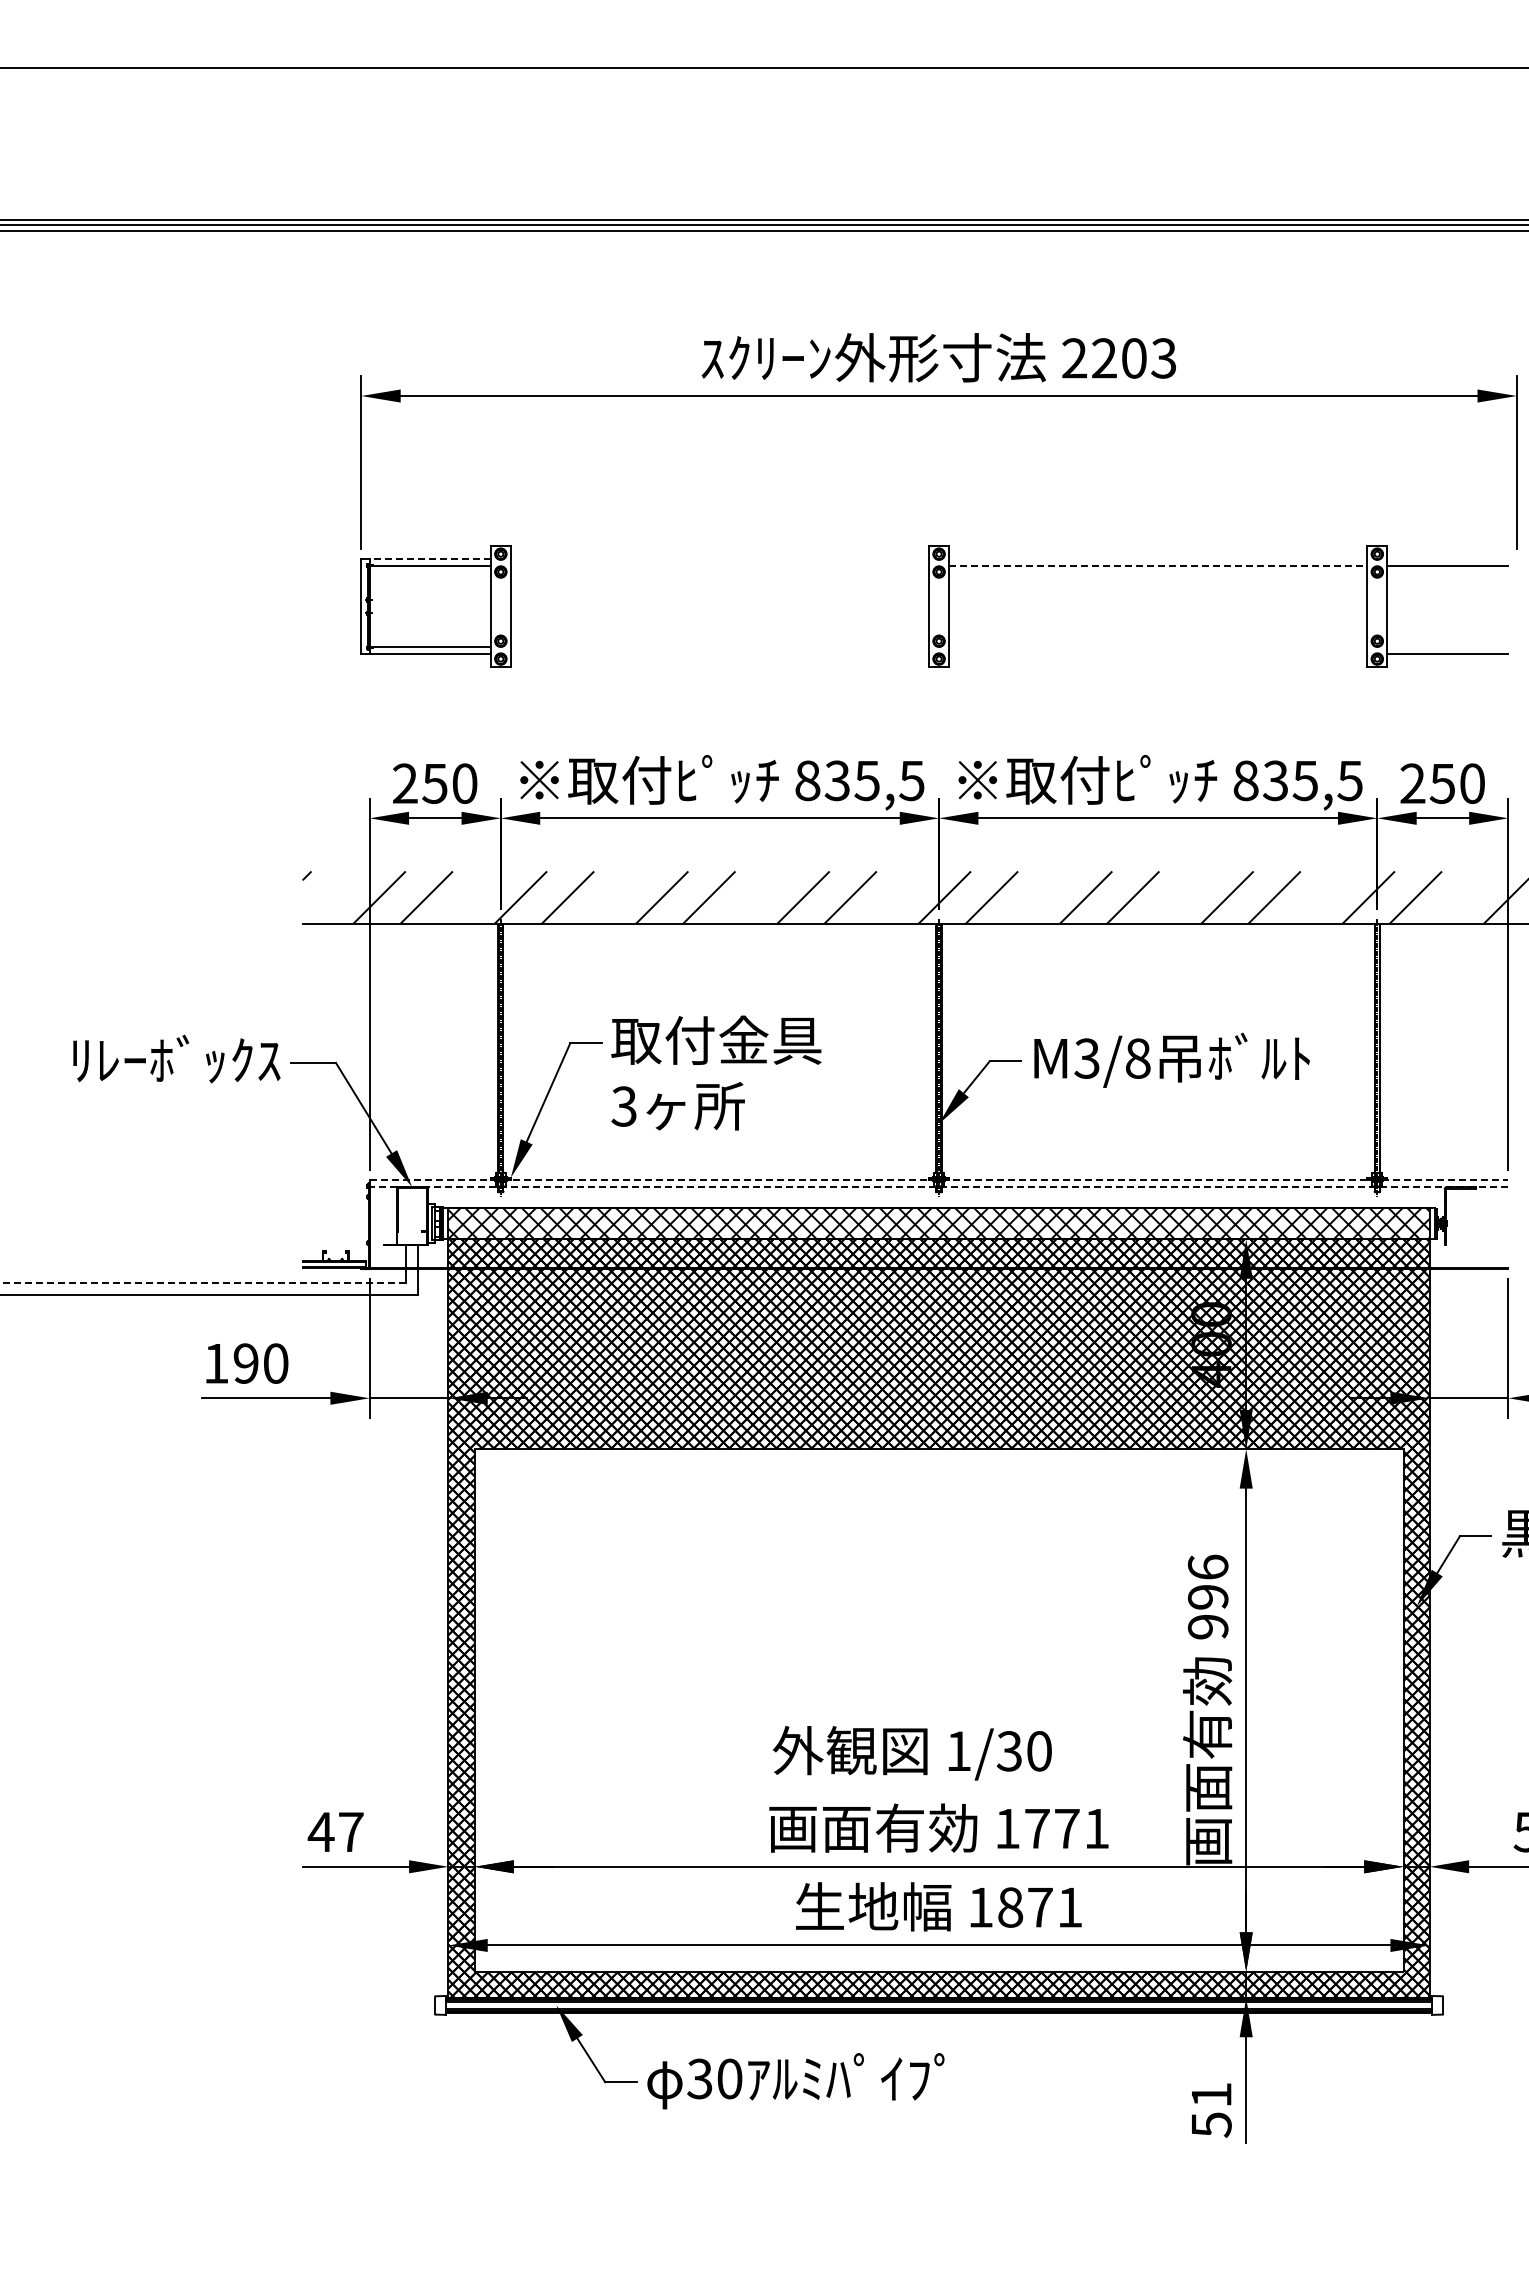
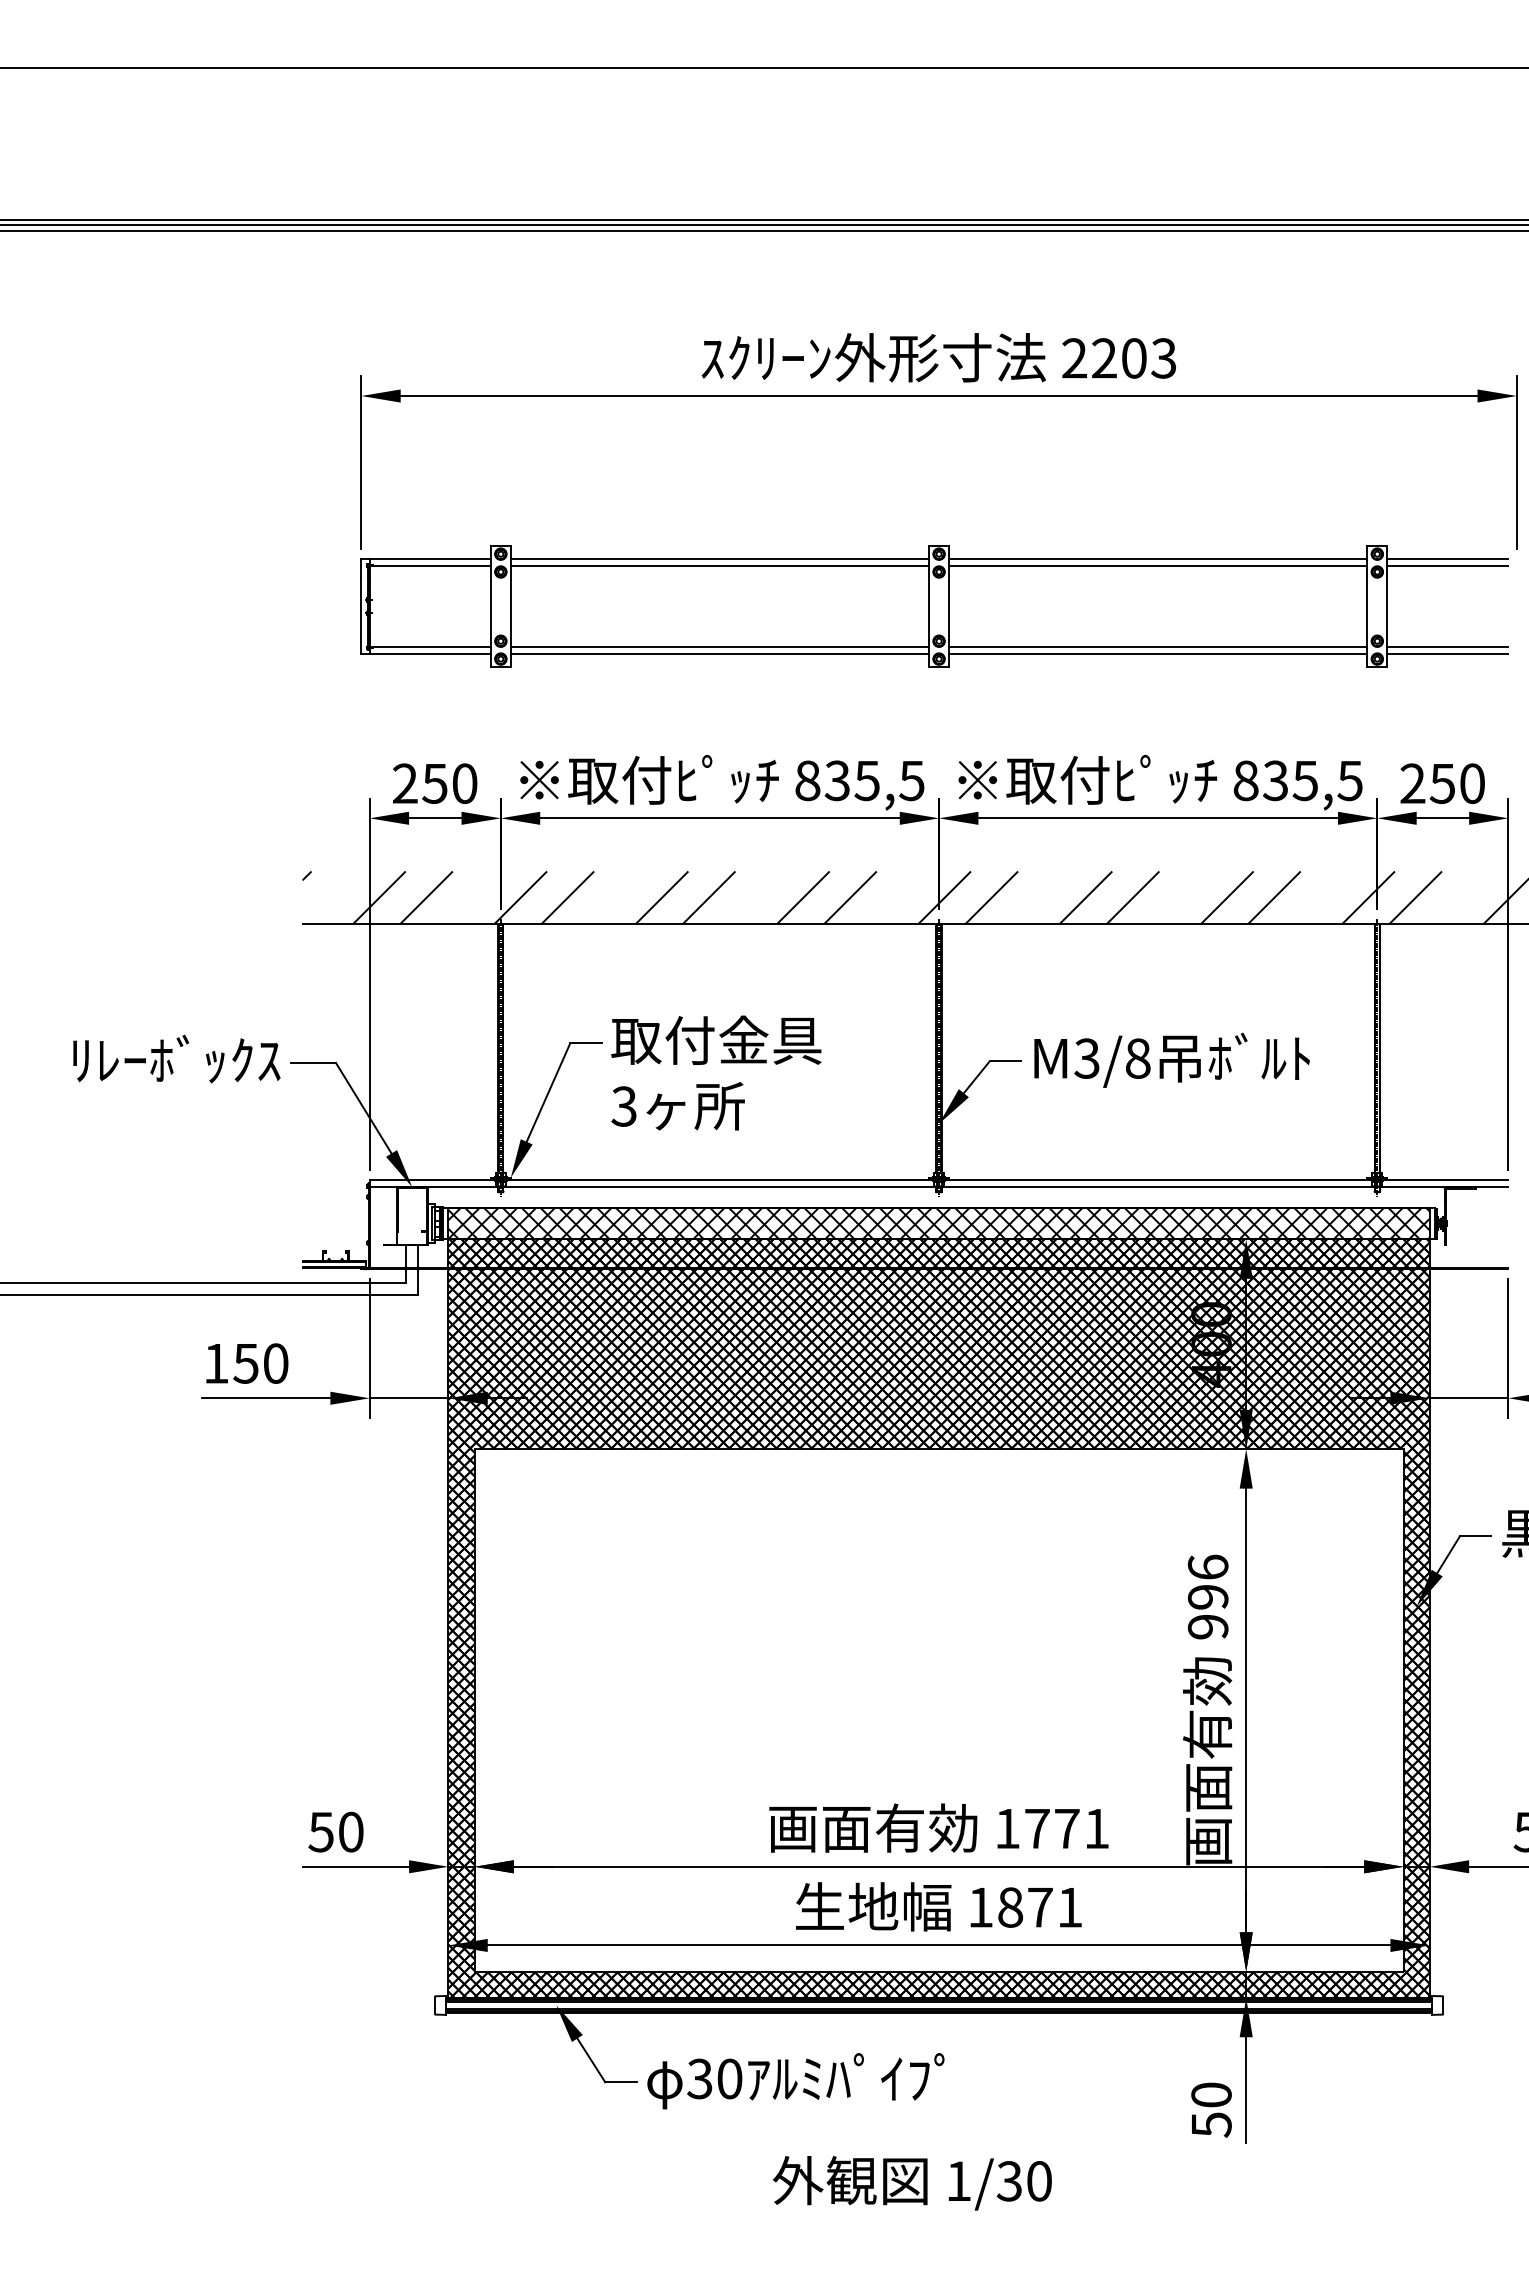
line: dashed -> solid (430, 558)
line: none -> present (719, 558)
line: none -> present (1158, 558)
line: none -> present (1447, 558)
line: none -> present (719, 566)
line: dashed -> solid (1158, 566)
line: none -> present (719, 647)
line: none -> present (1158, 647)
line: none -> present (1447, 647)
line: none -> present (719, 654)
line: none -> present (1158, 654)
line: dashed -> solid (939, 1180)
line: dashed -> solid (938, 1187)
line: dashed -> solid (203, 1282)
text: 190 -> 150 (245, 1363)
text position: (912, 1753) -> (912, 2183) (912, 2183)
text: 47 -> 50 (335, 1831)
text: 51 -> 50 (1211, 2094)
